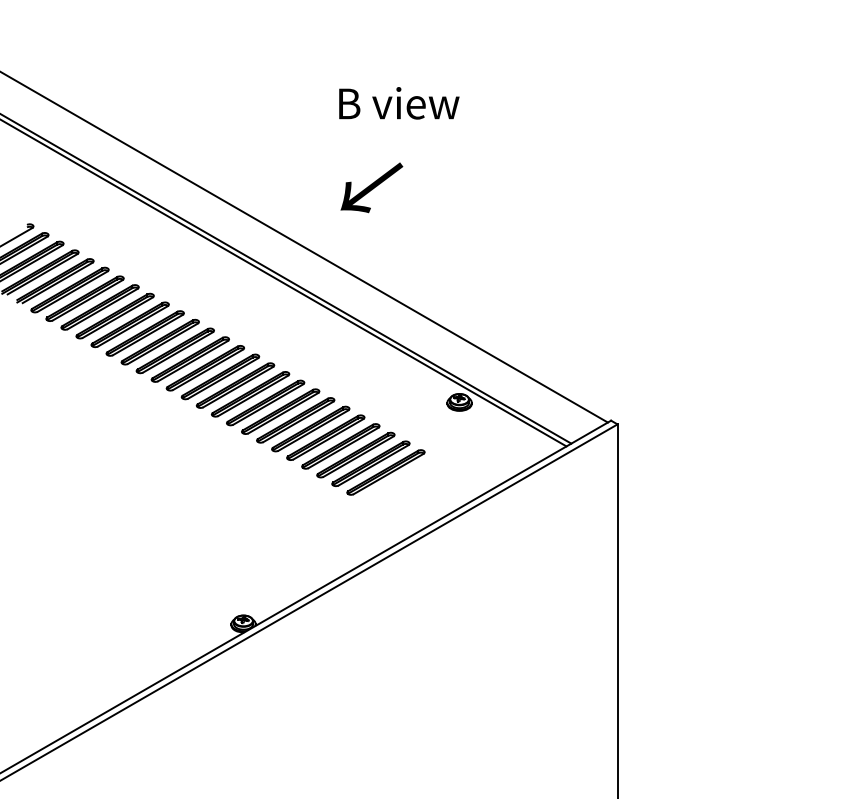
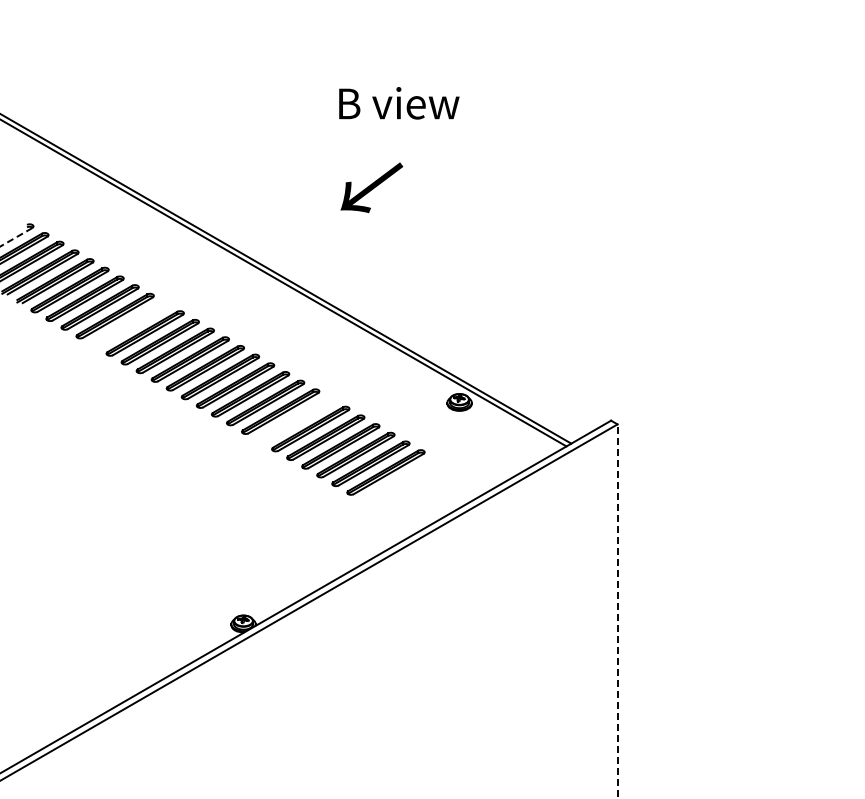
line: solid -> dashed (16, 237)
line: present -> none (304, 247)
part: present -> none (129, 324)
part: present -> none (295, 420)
line: solid -> dashed (617, 611)
